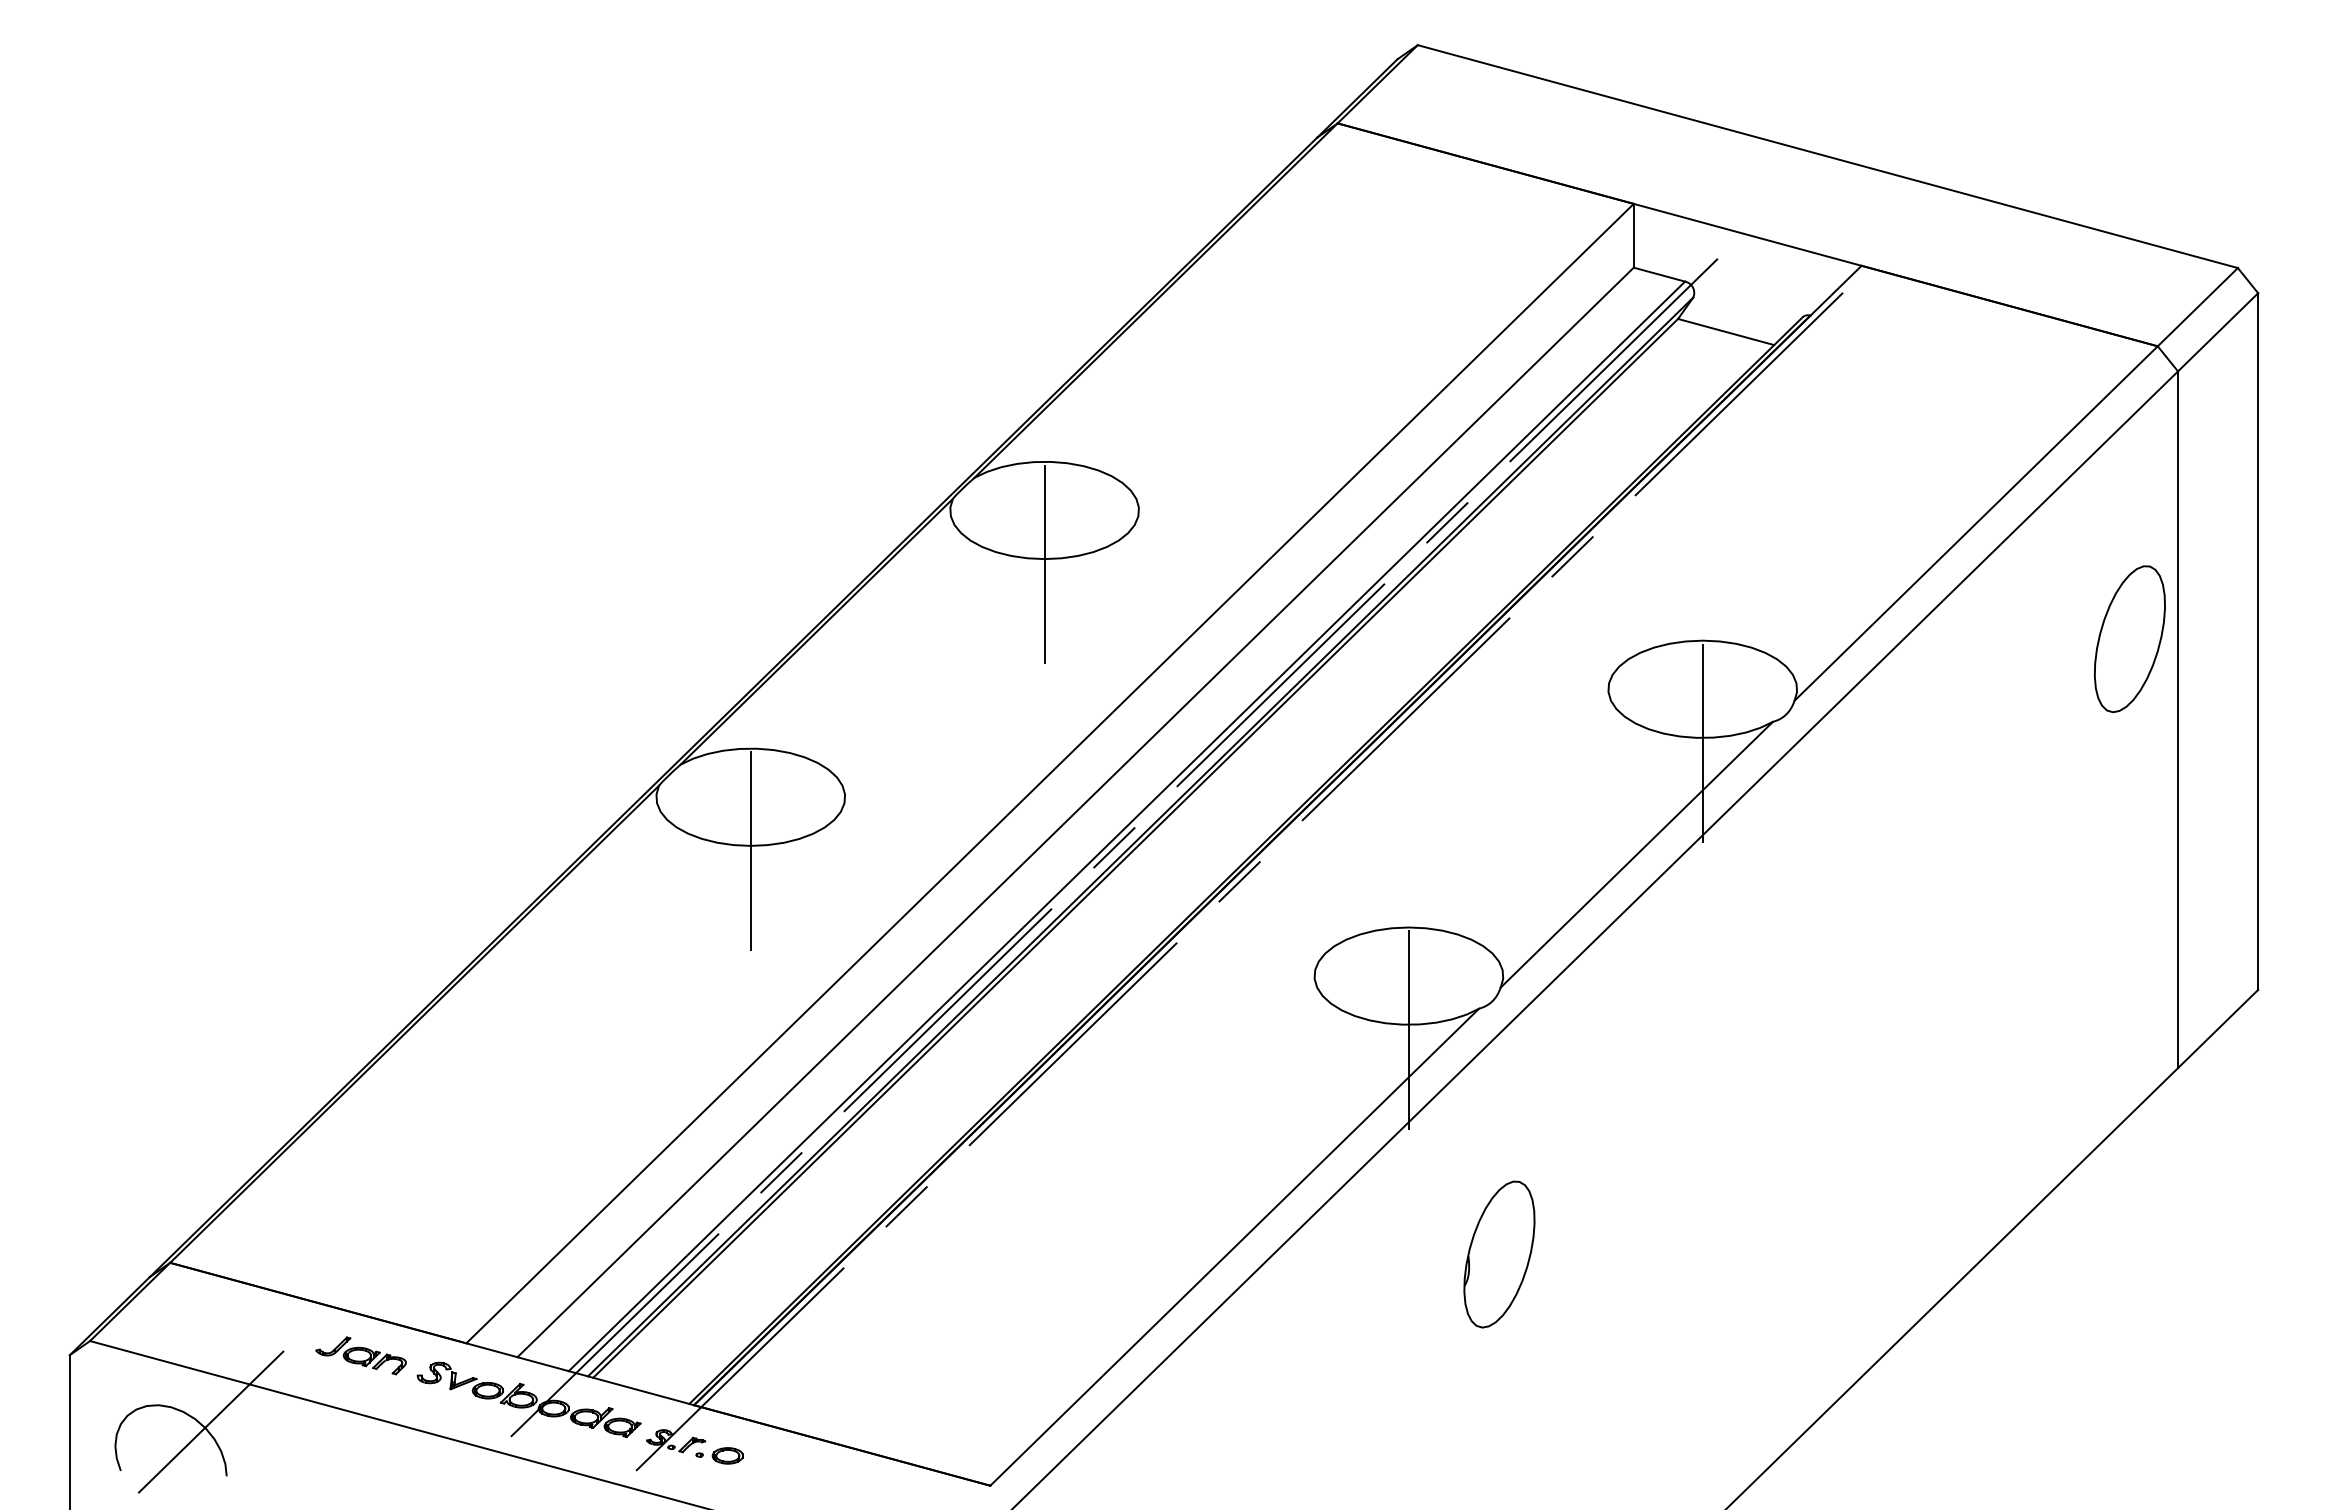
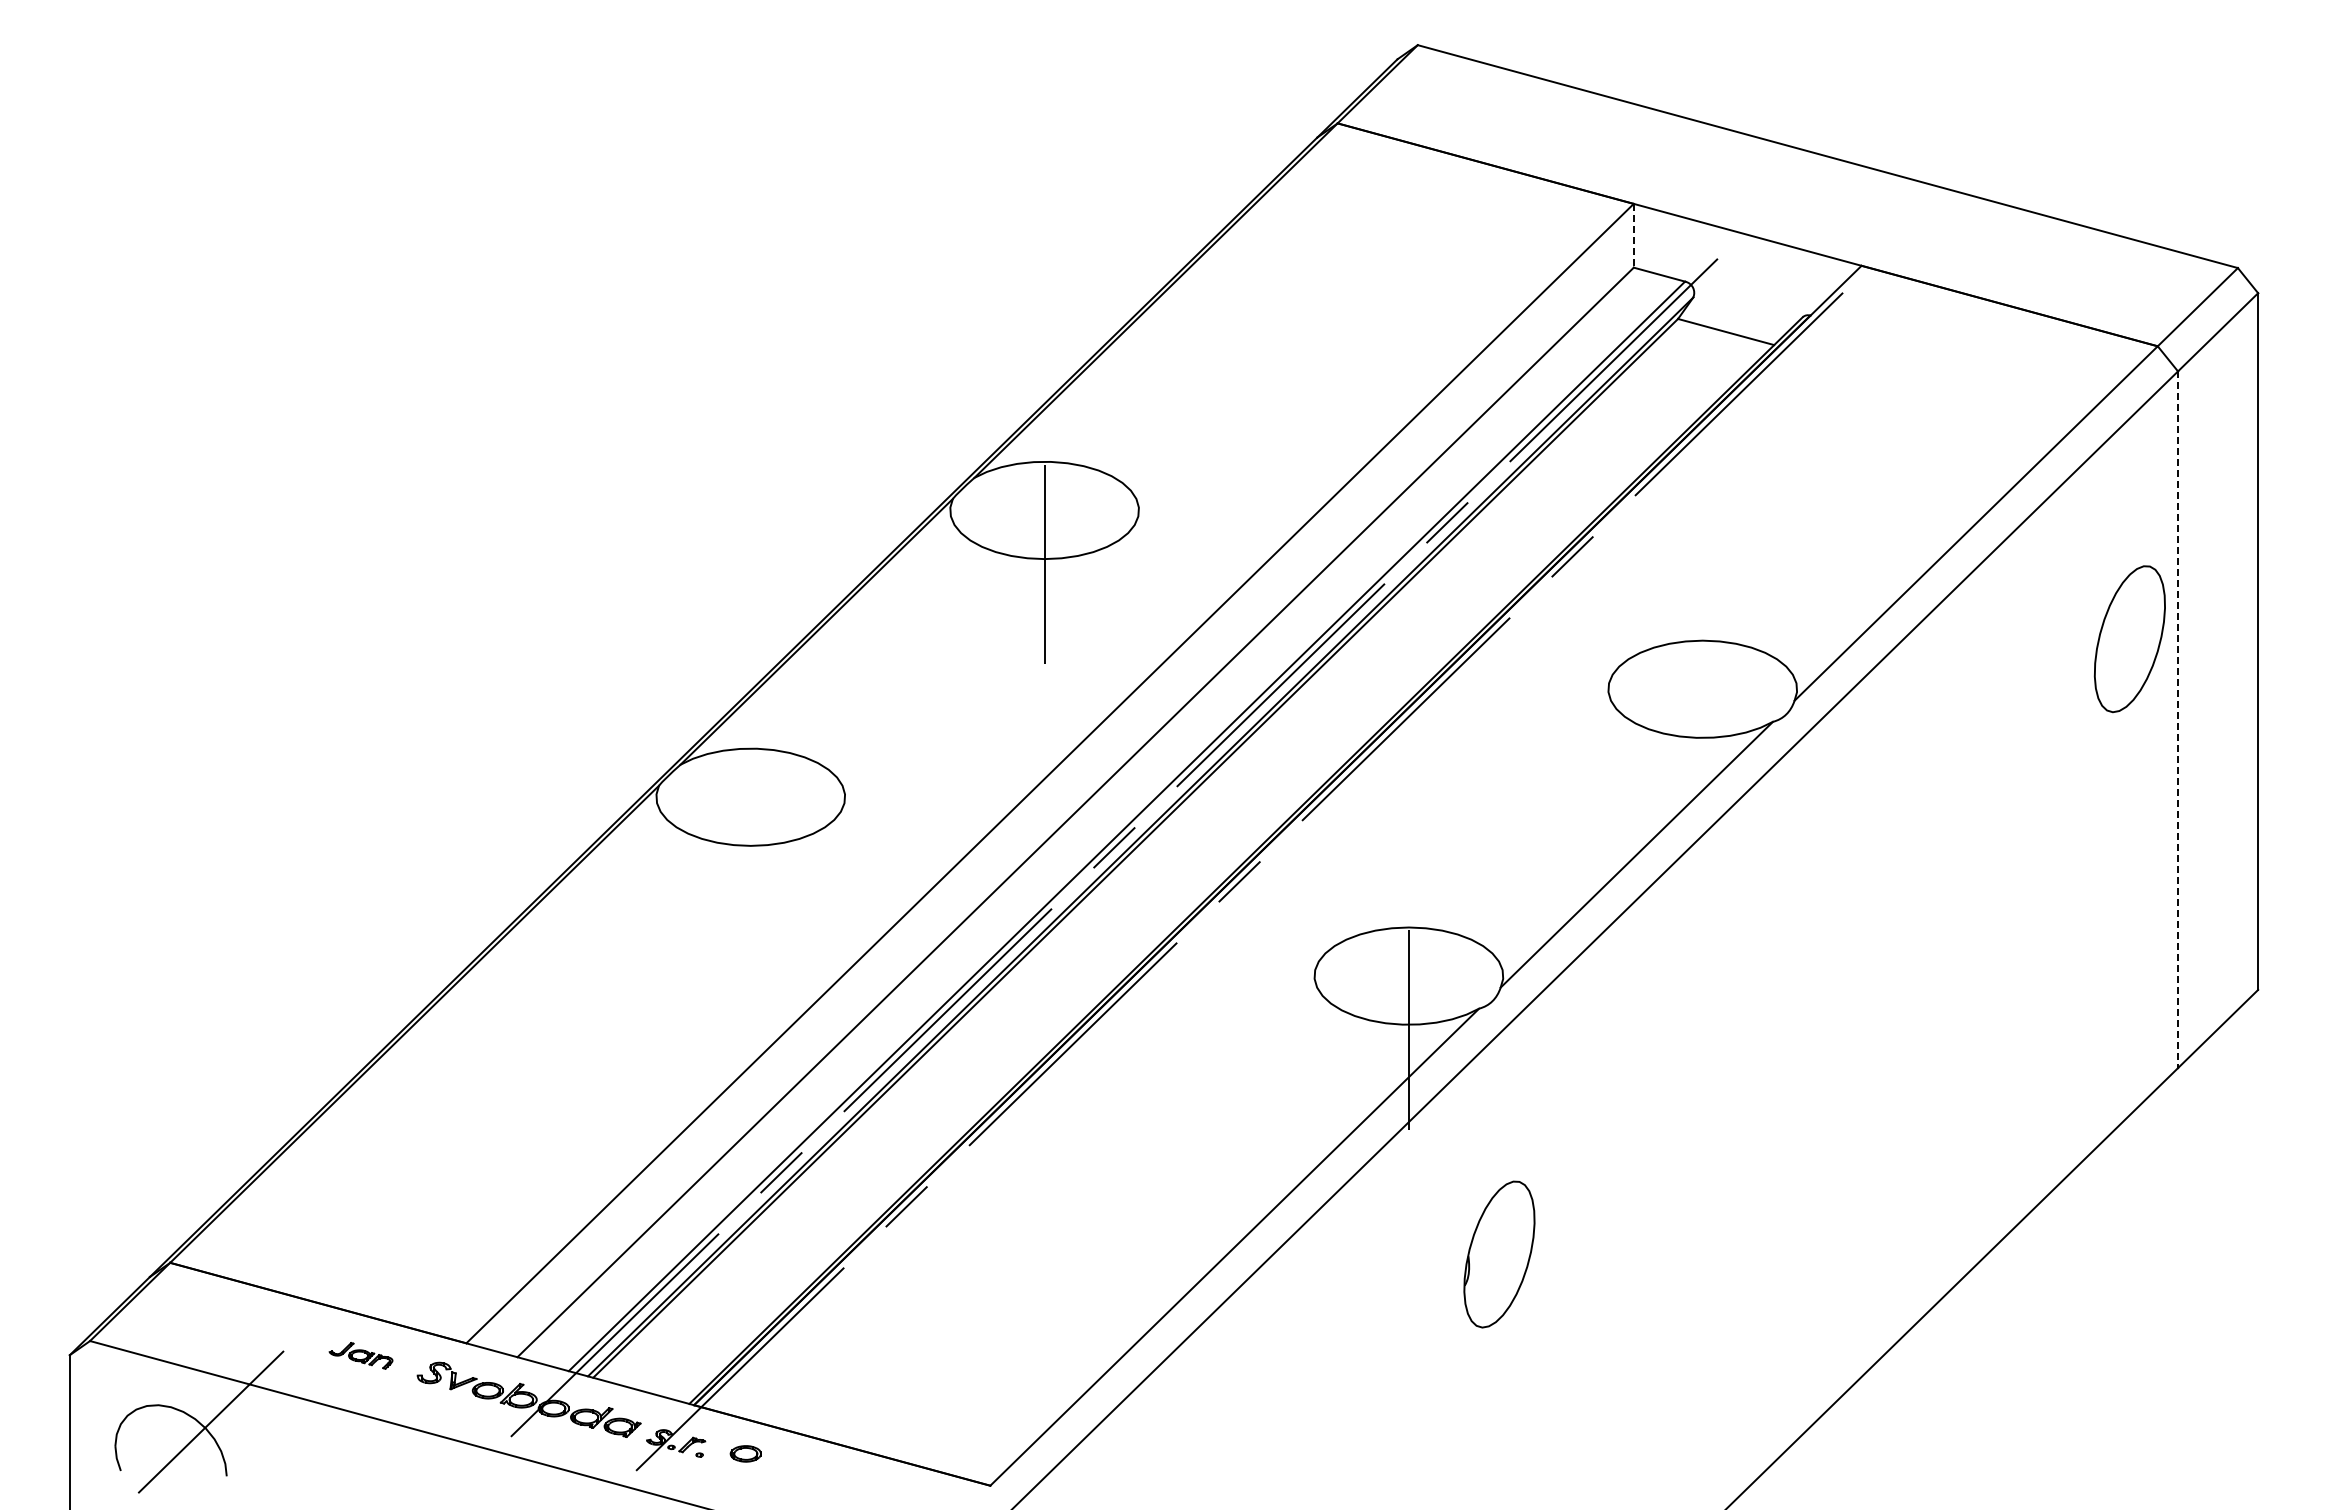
line: solid -> dashed (1633, 235)
line: solid -> dashed (2178, 720)
line: present -> none (1702, 743)
line: present -> none (750, 851)
part size: 92x40 px -> 66x28 px (360, 1355)
part position: (727, 1455) -> (745, 1453) (745, 1453)
